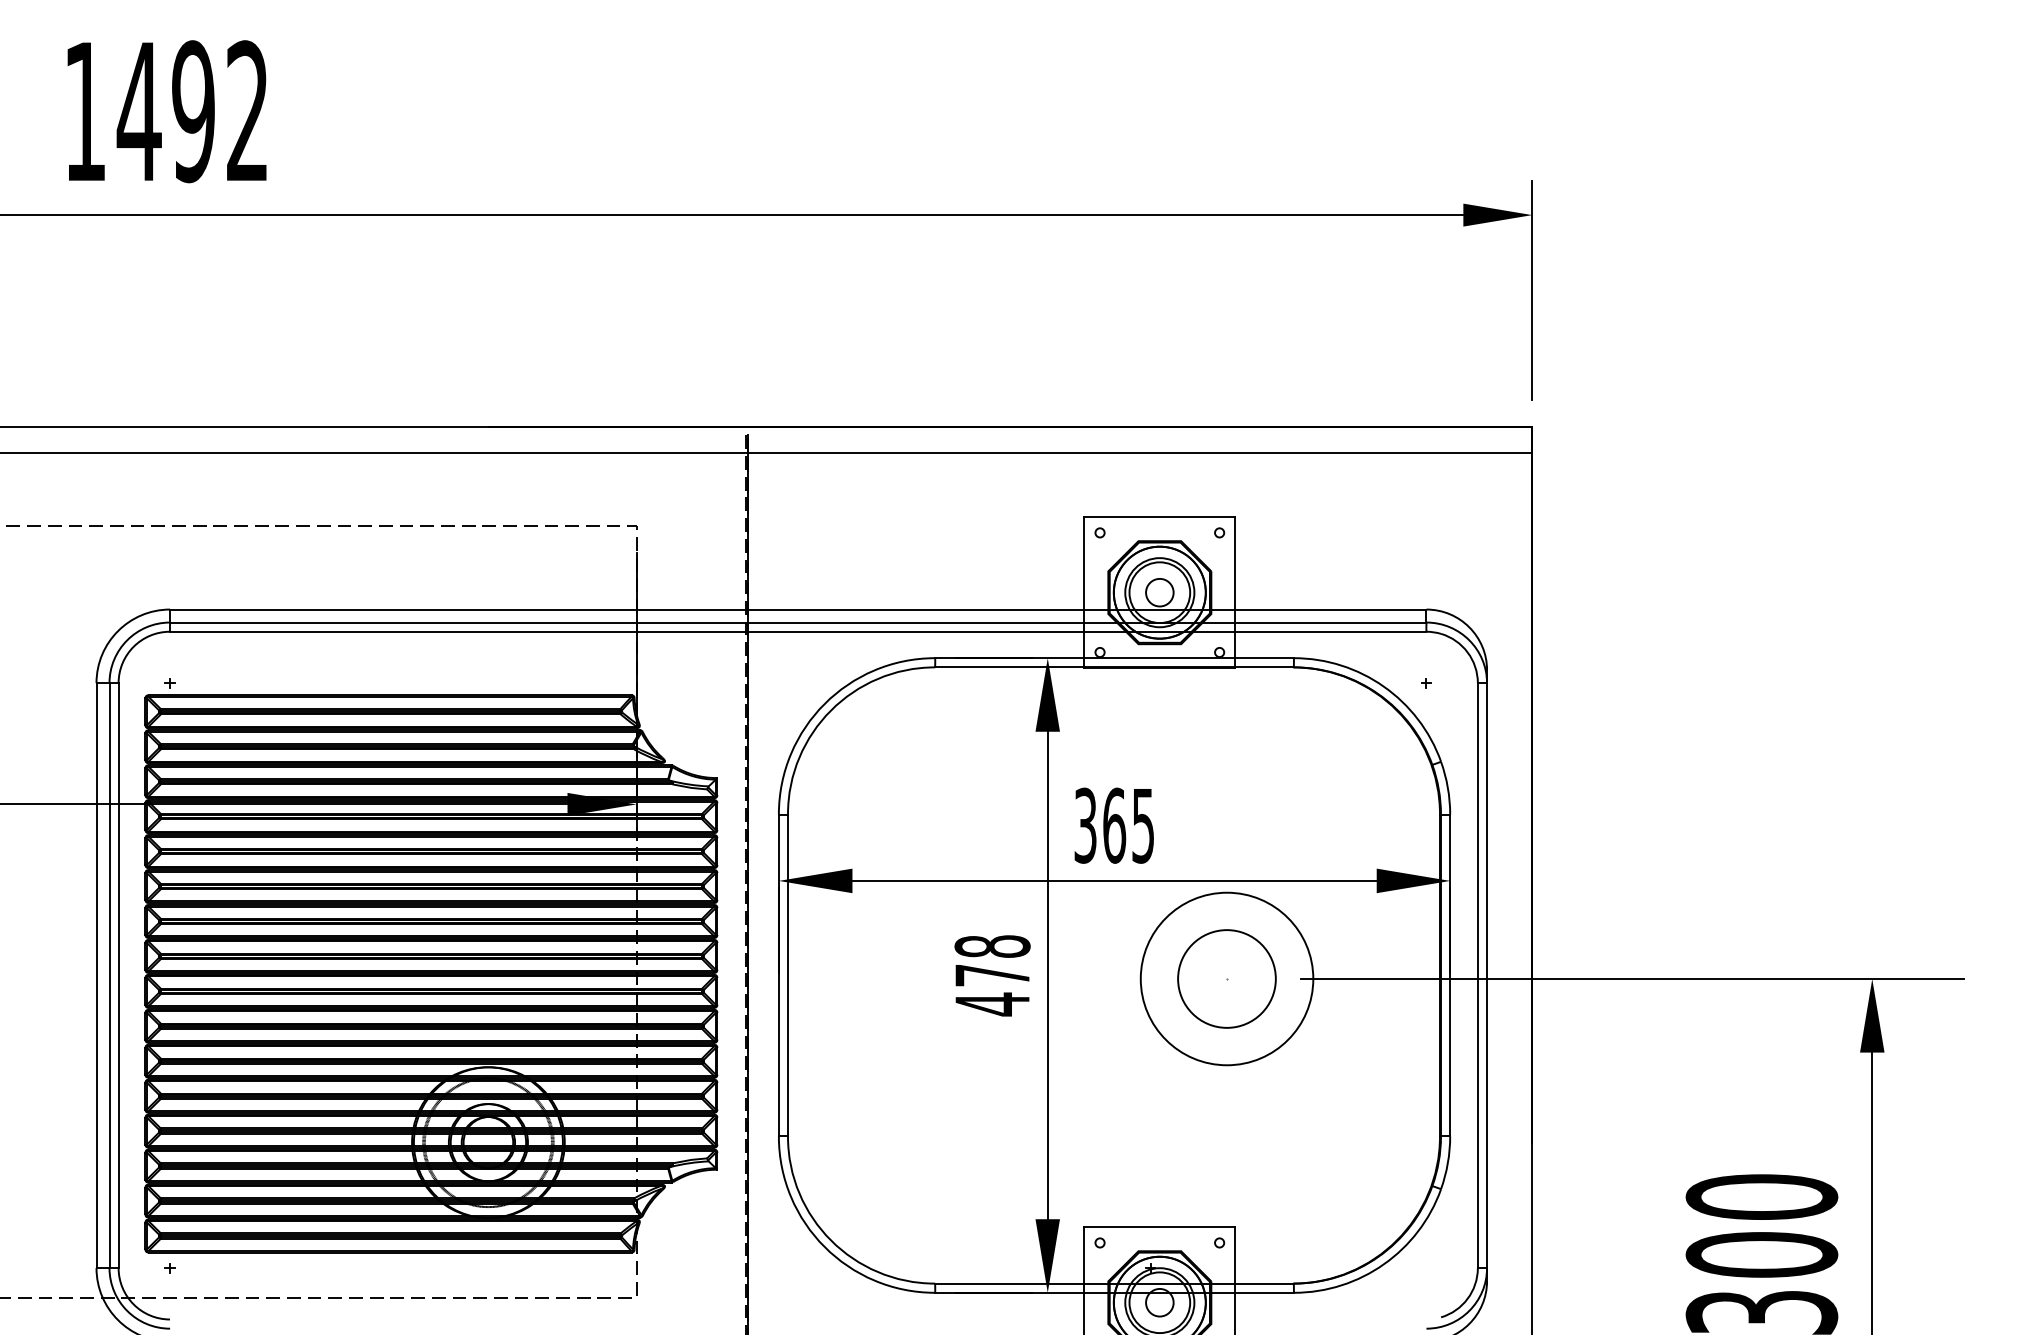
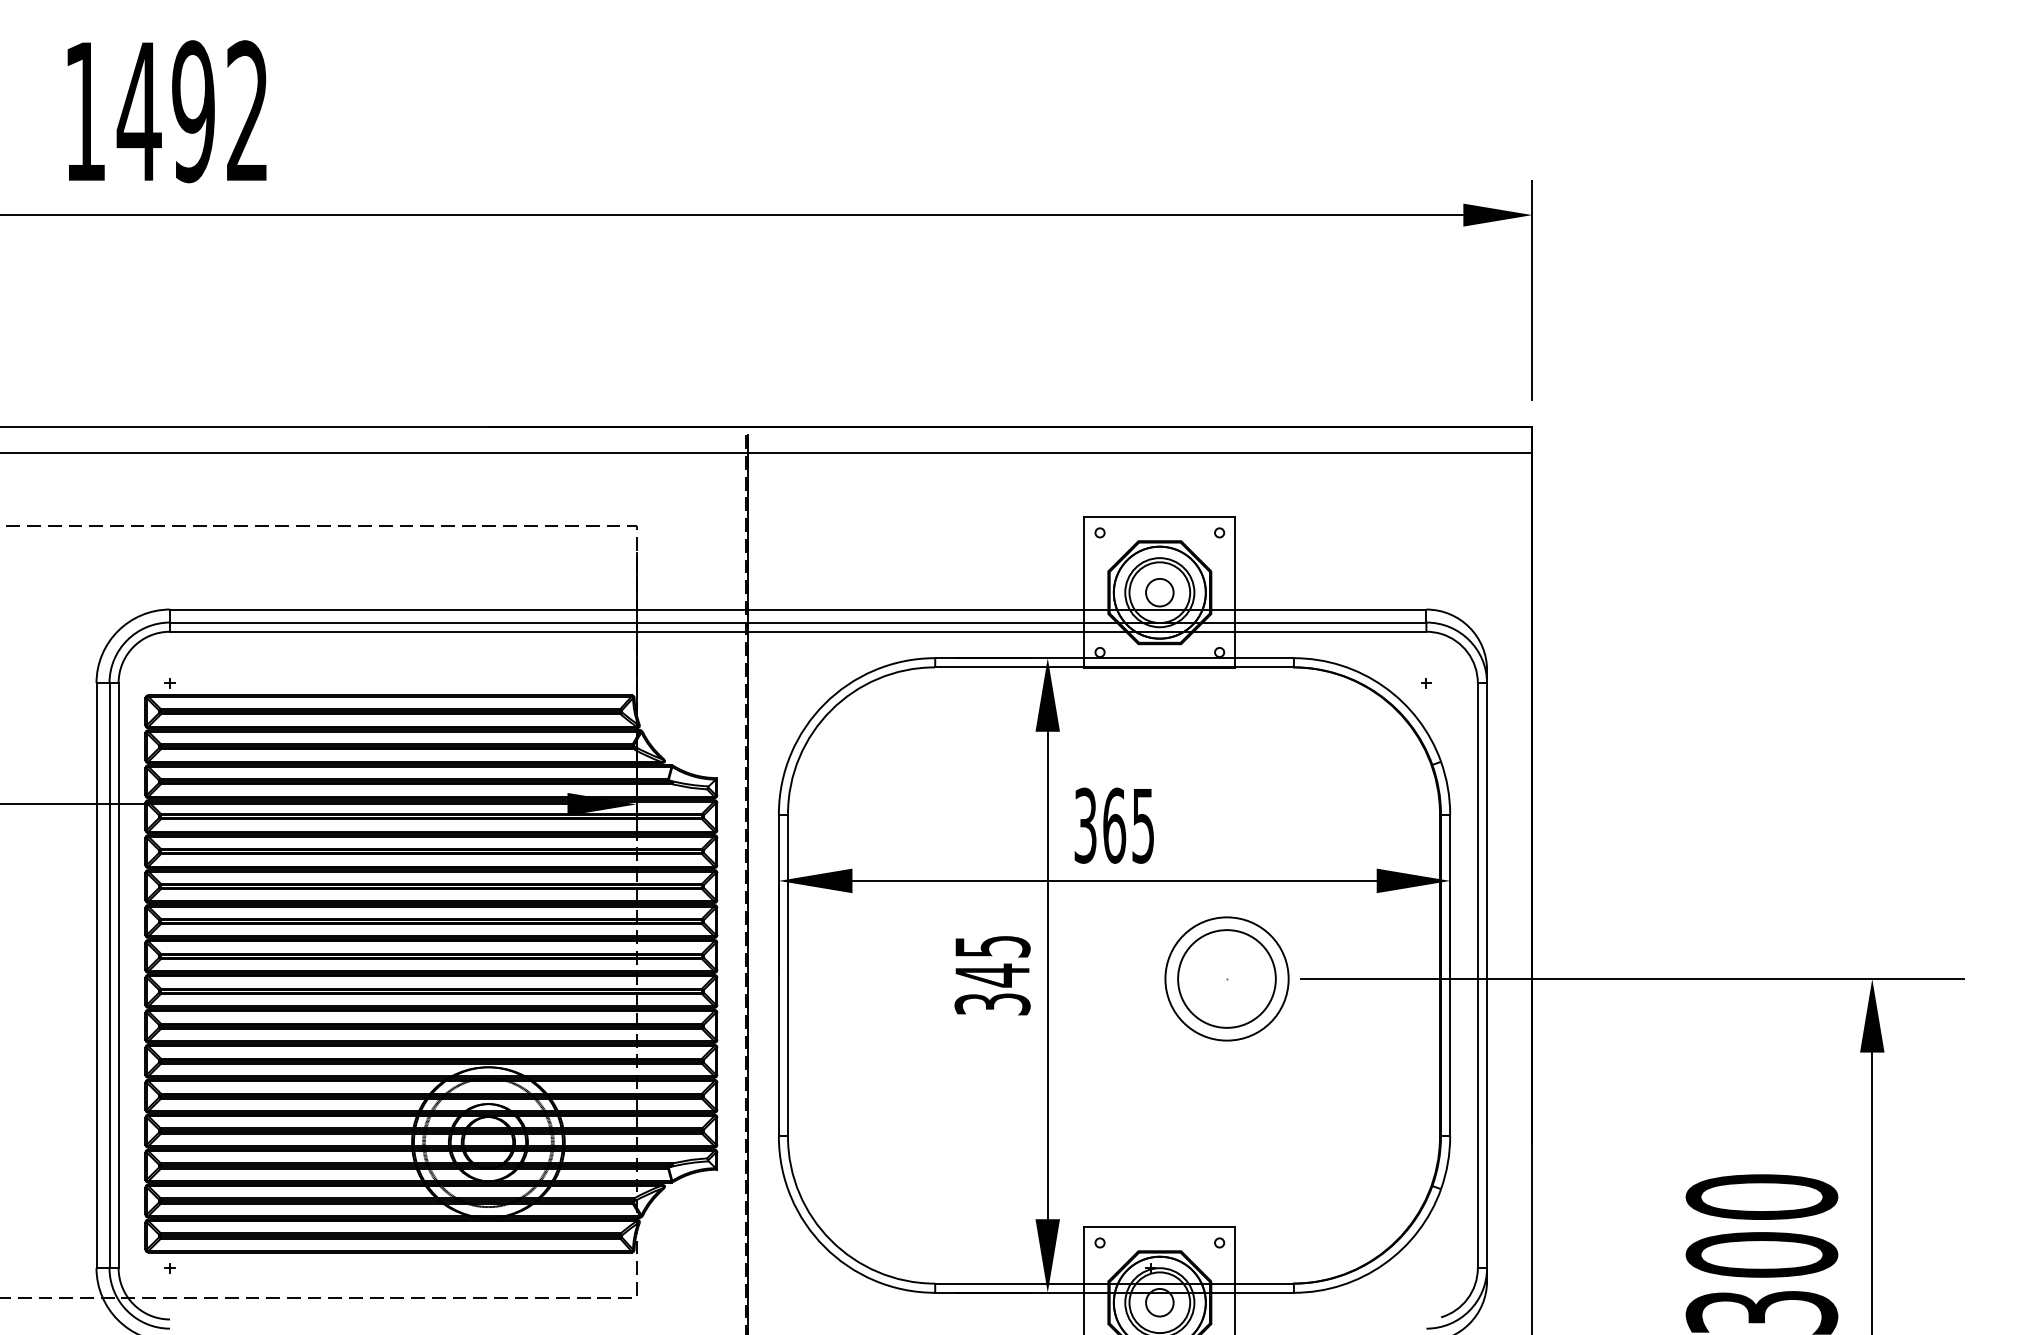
text: 478 -> 345 (992, 975)
circle diameter: 173 px -> 123 px (1226, 978)
